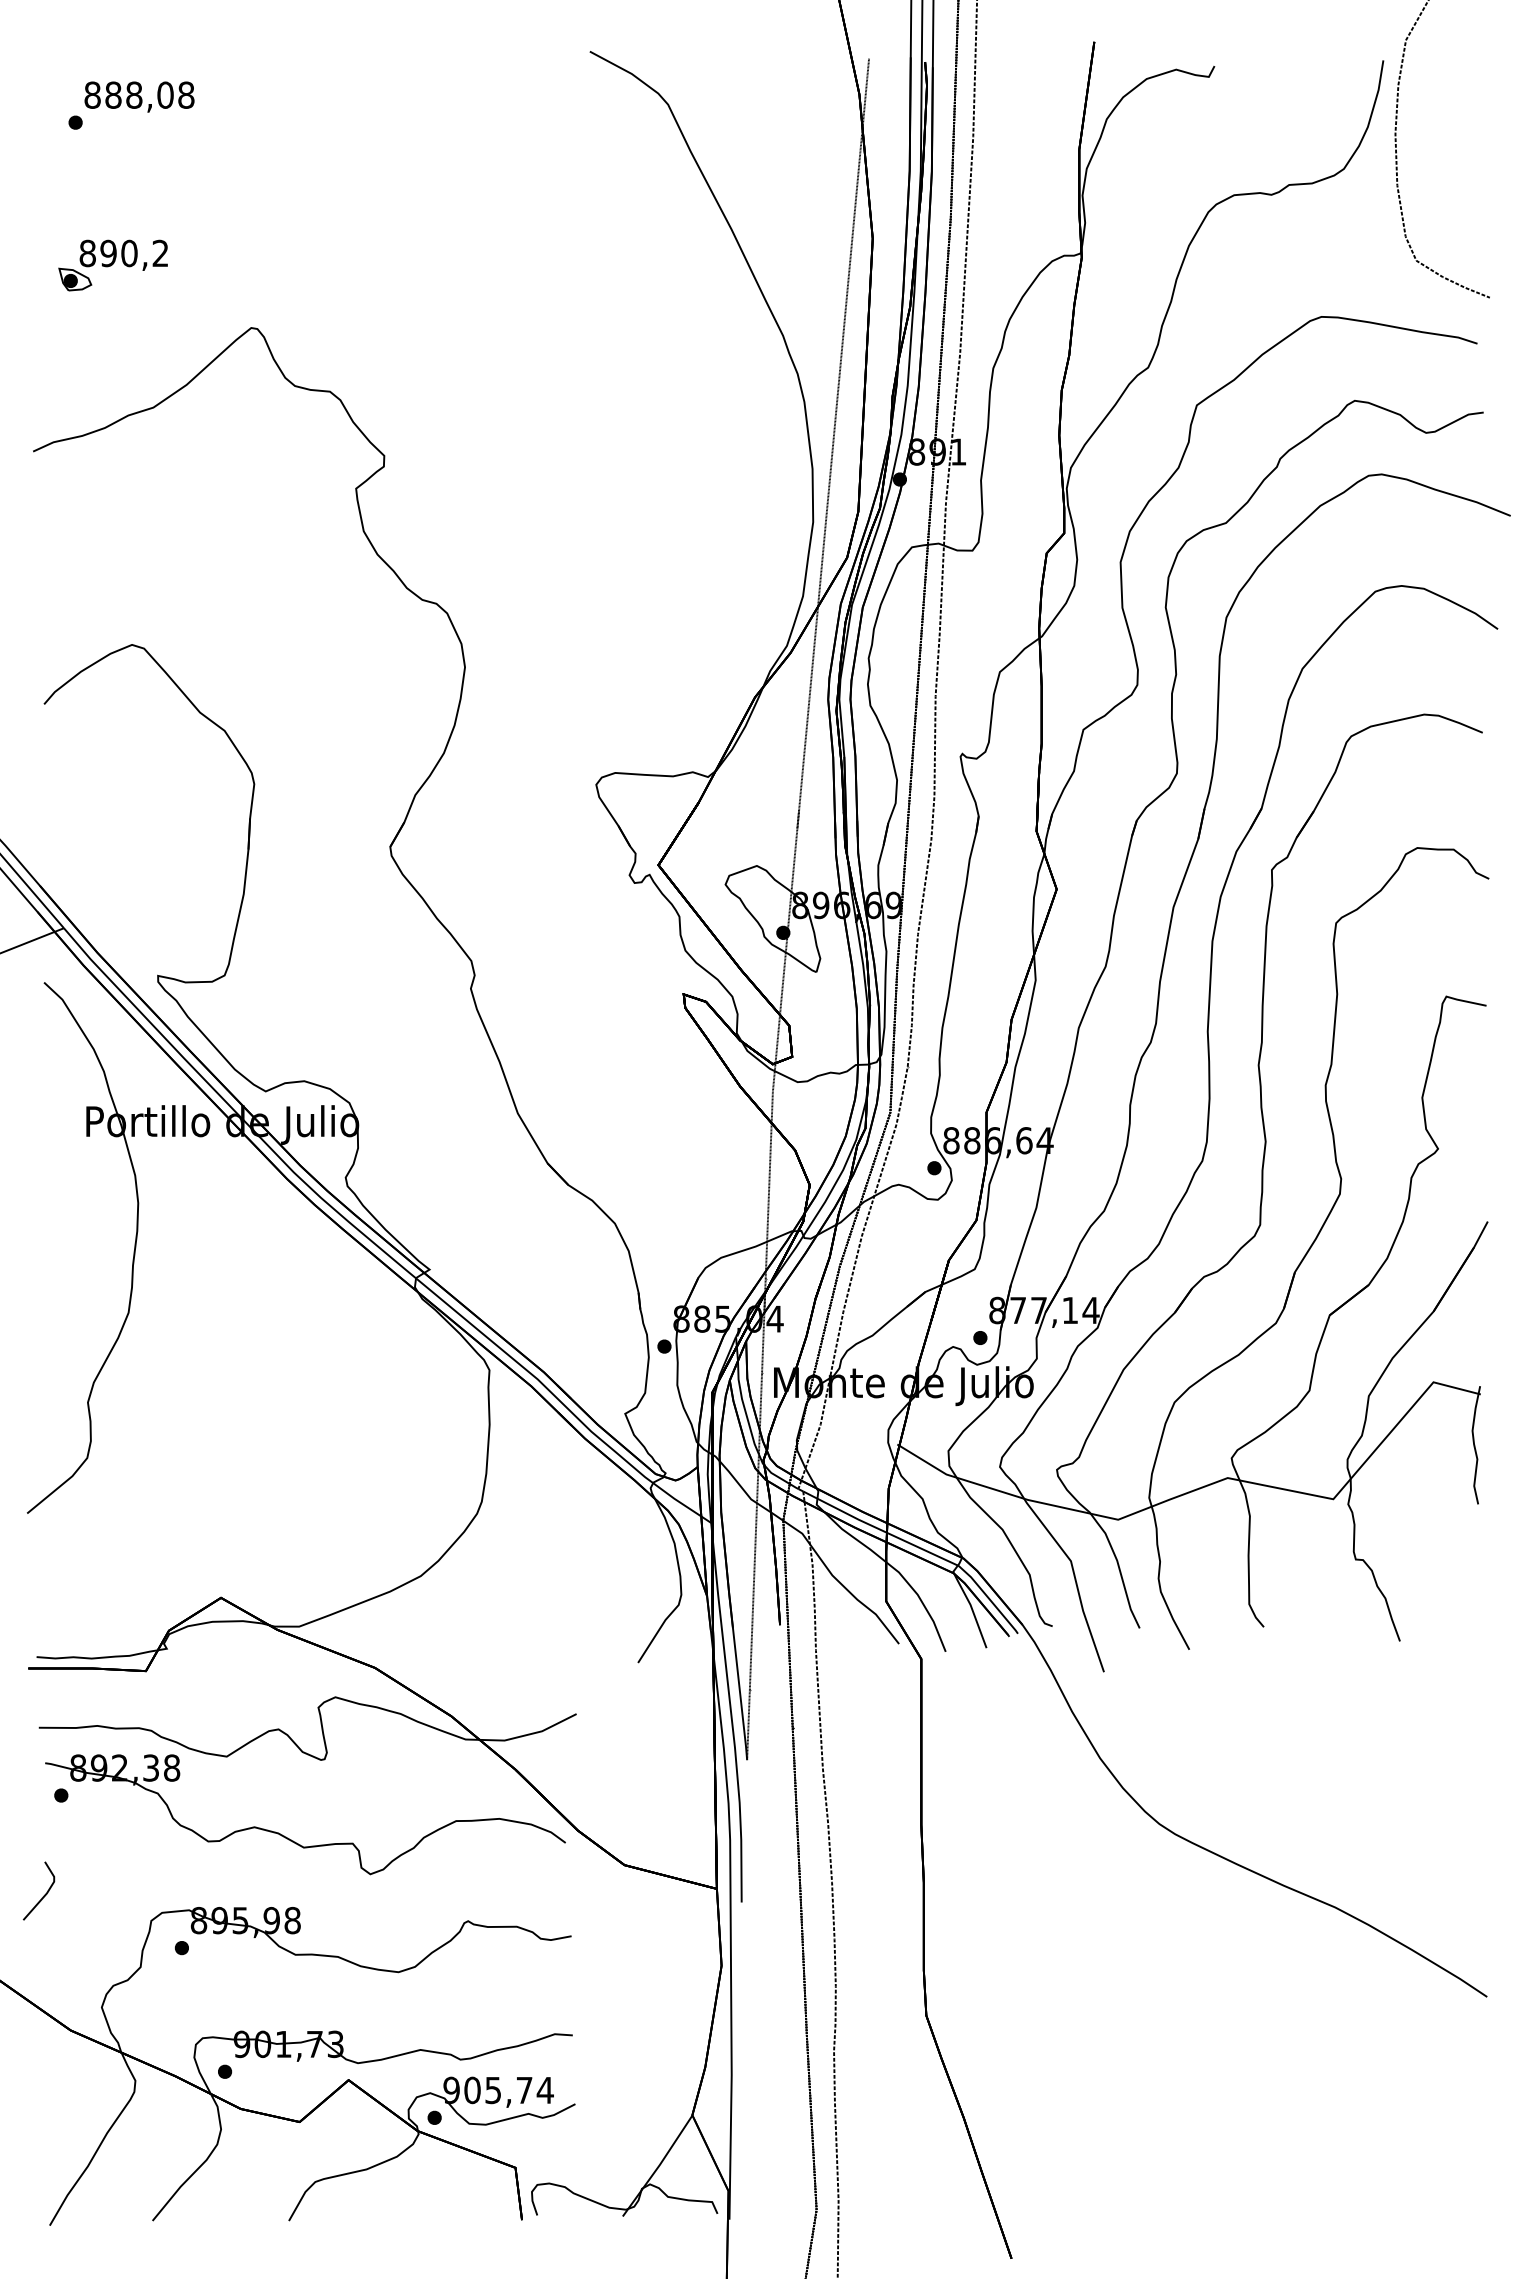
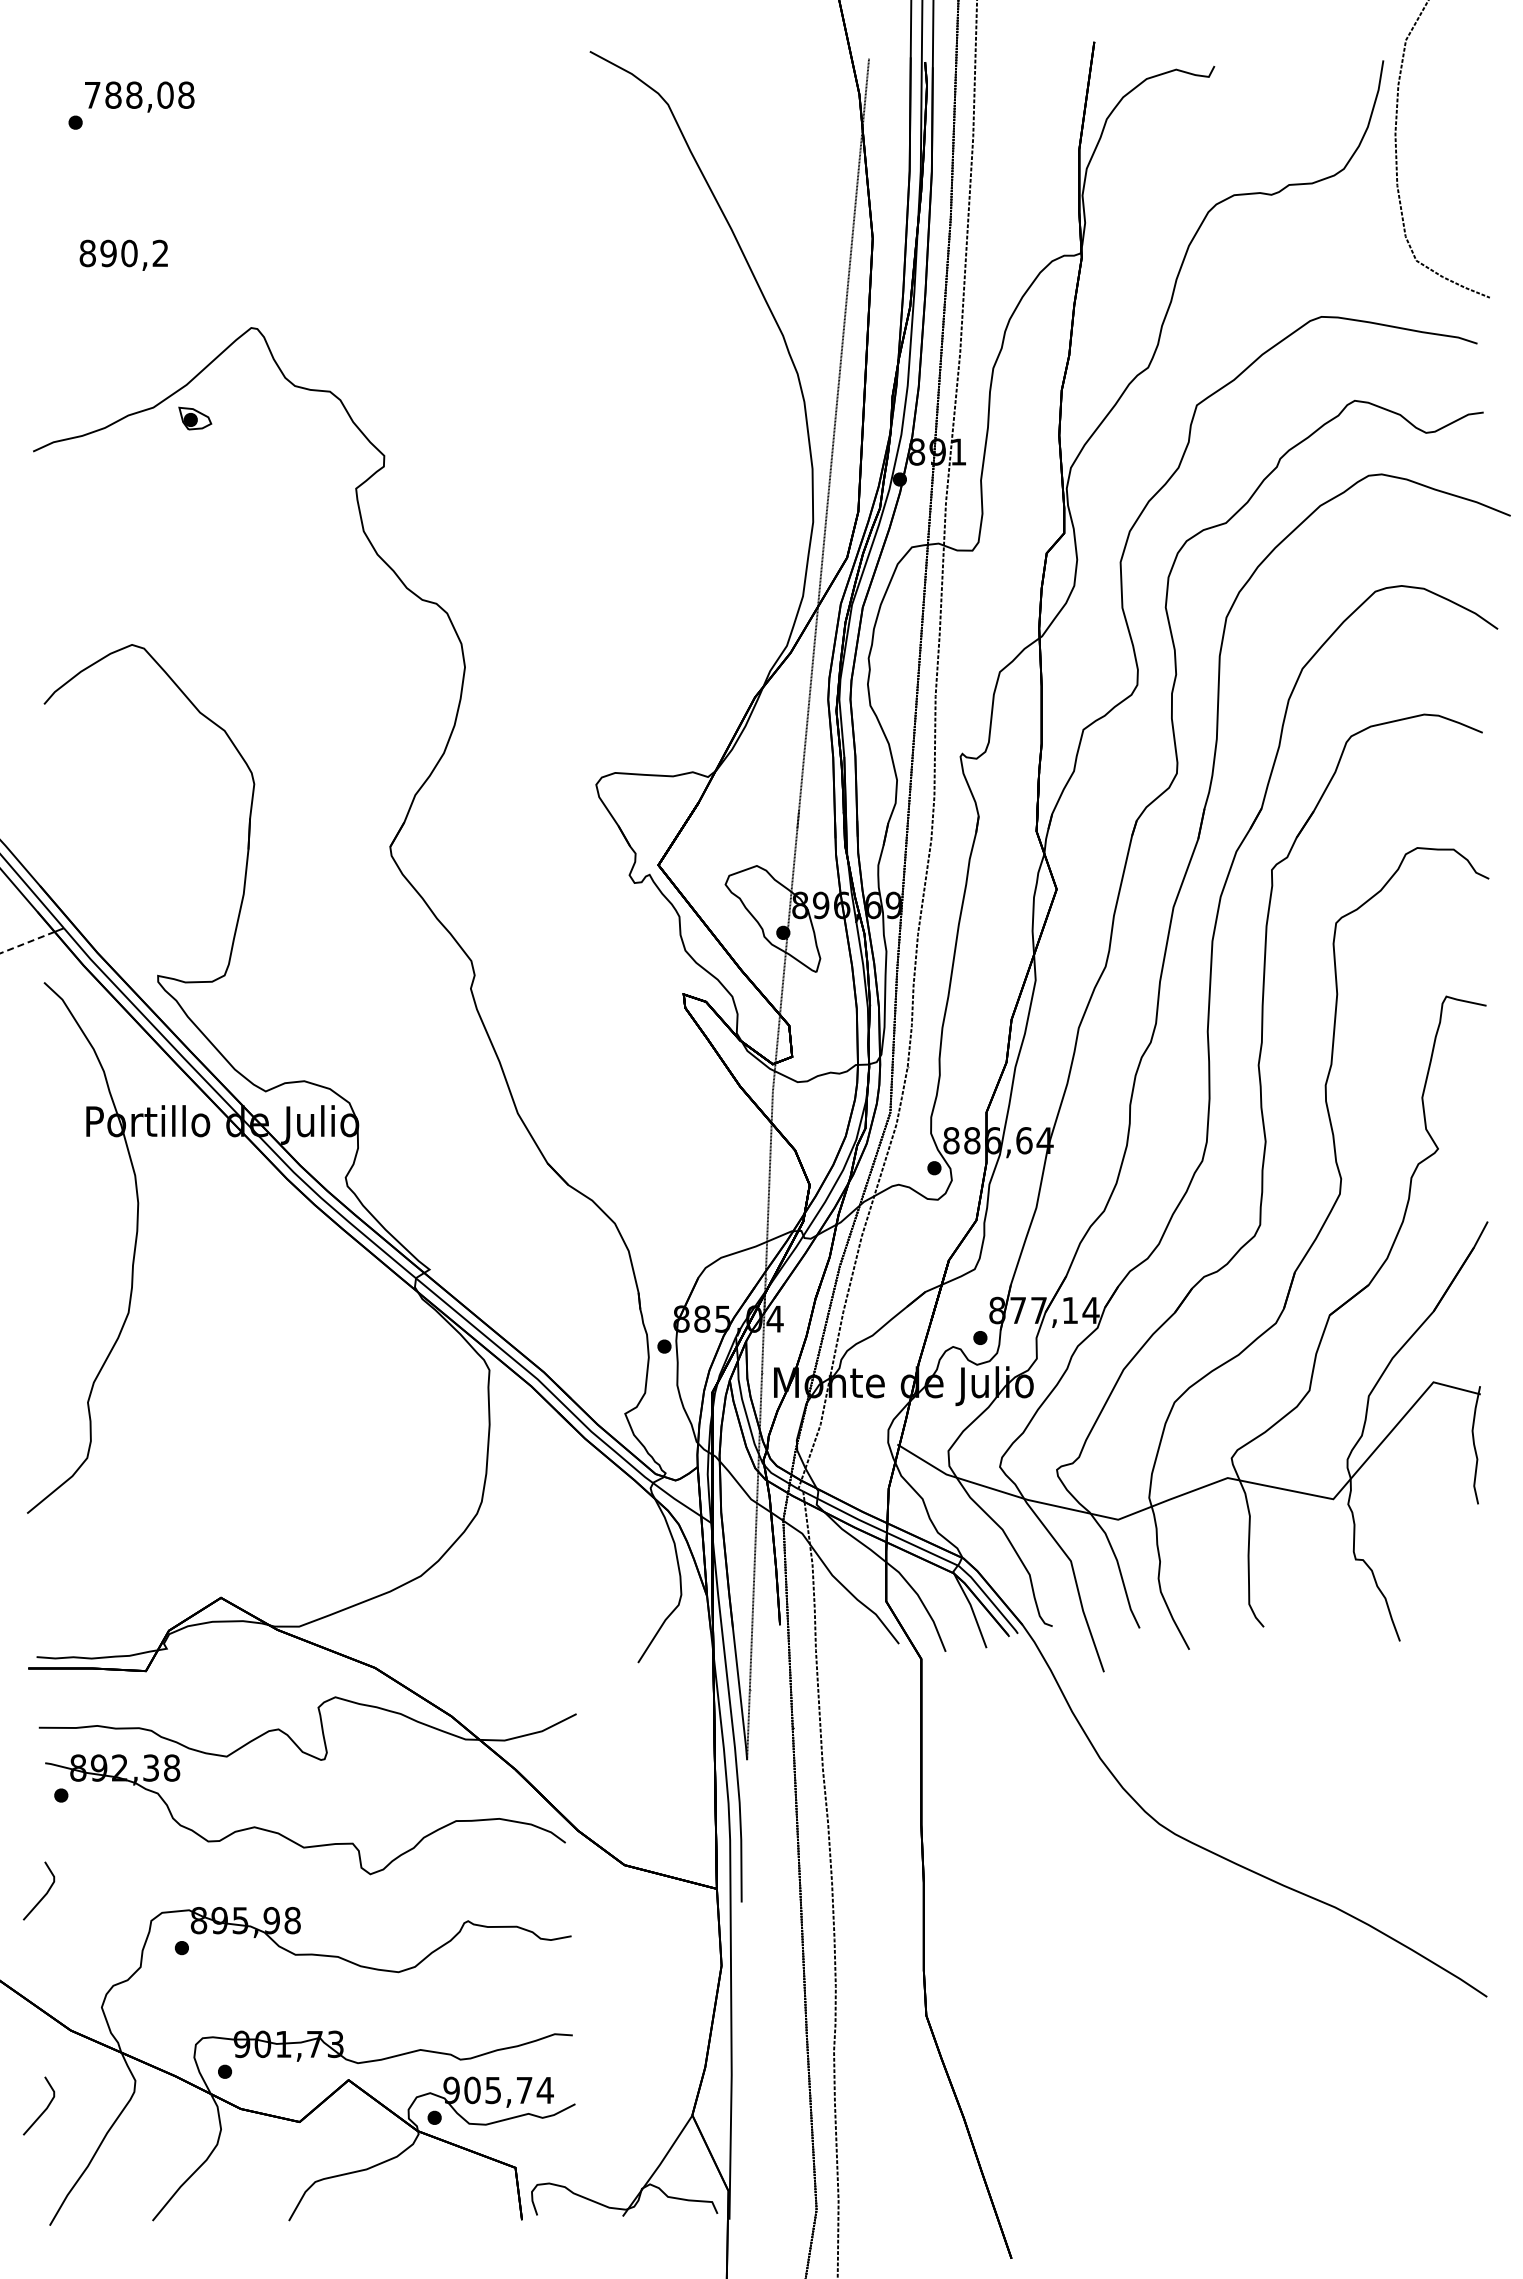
text: 888,08 -> 788,08 (92, 94)
part position: (75, 279) -> (195, 418) (195, 418)
line: solid -> dashed (27, 942)
line: none -> present (43, 2110)
